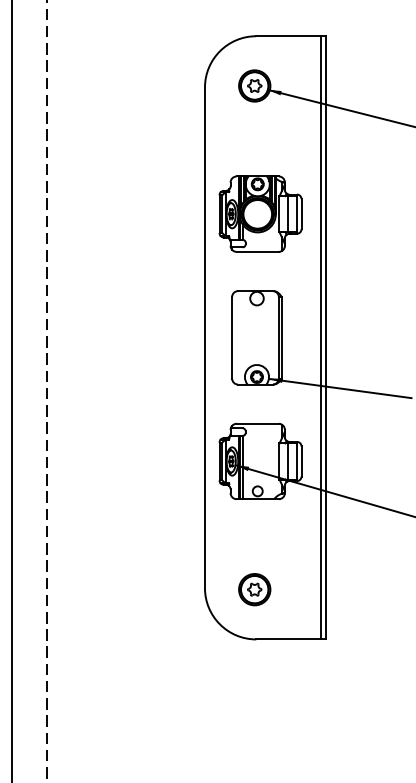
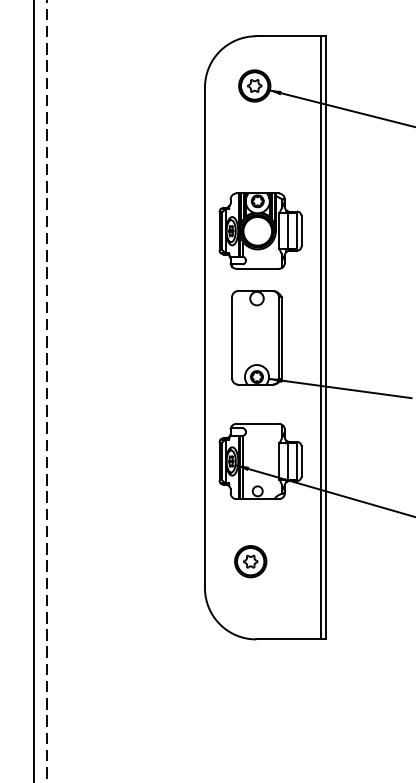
part position: (260, 213) -> (260, 230) (260, 230)
line position: (12, 390) -> (34, 390) (34, 390)
part position: (254, 589) -> (250, 561) (250, 561)
